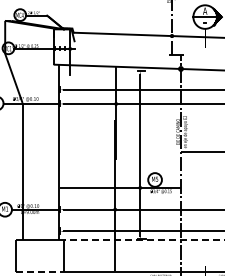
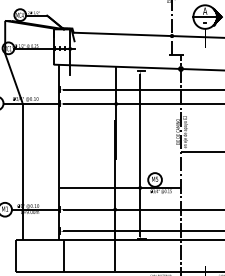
line: dashed -> solid (142, 240)
line: dashed -> solid (40, 271)
